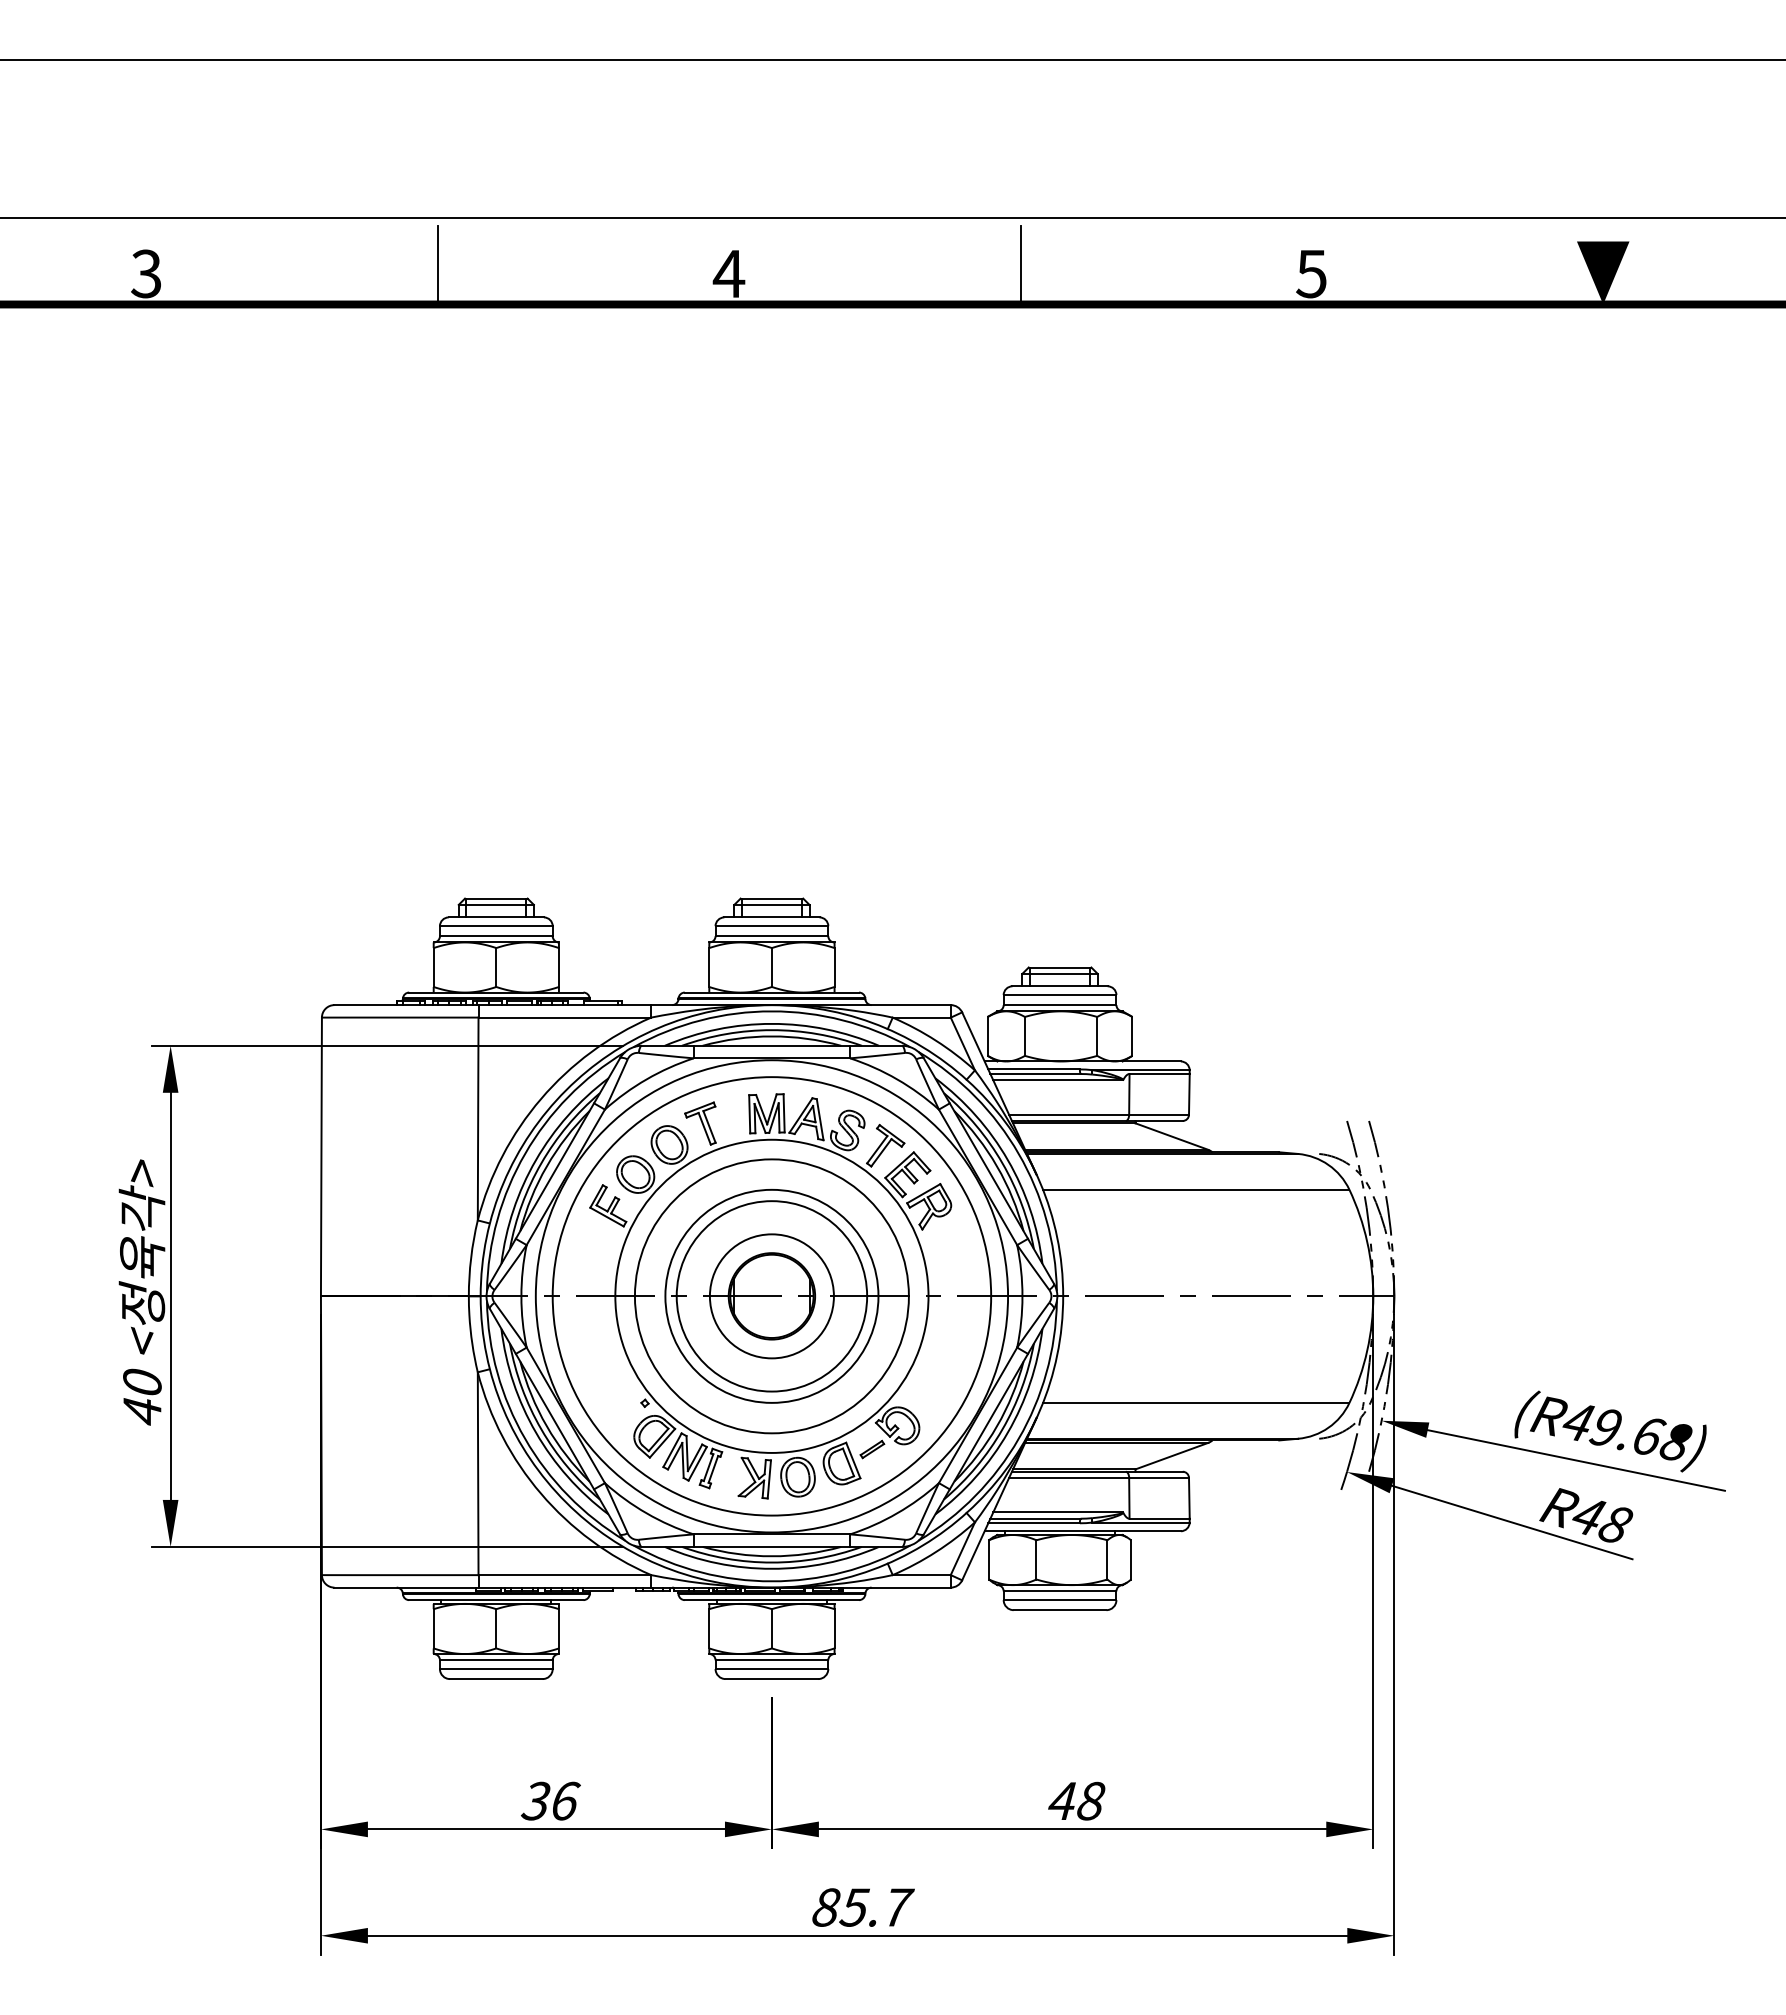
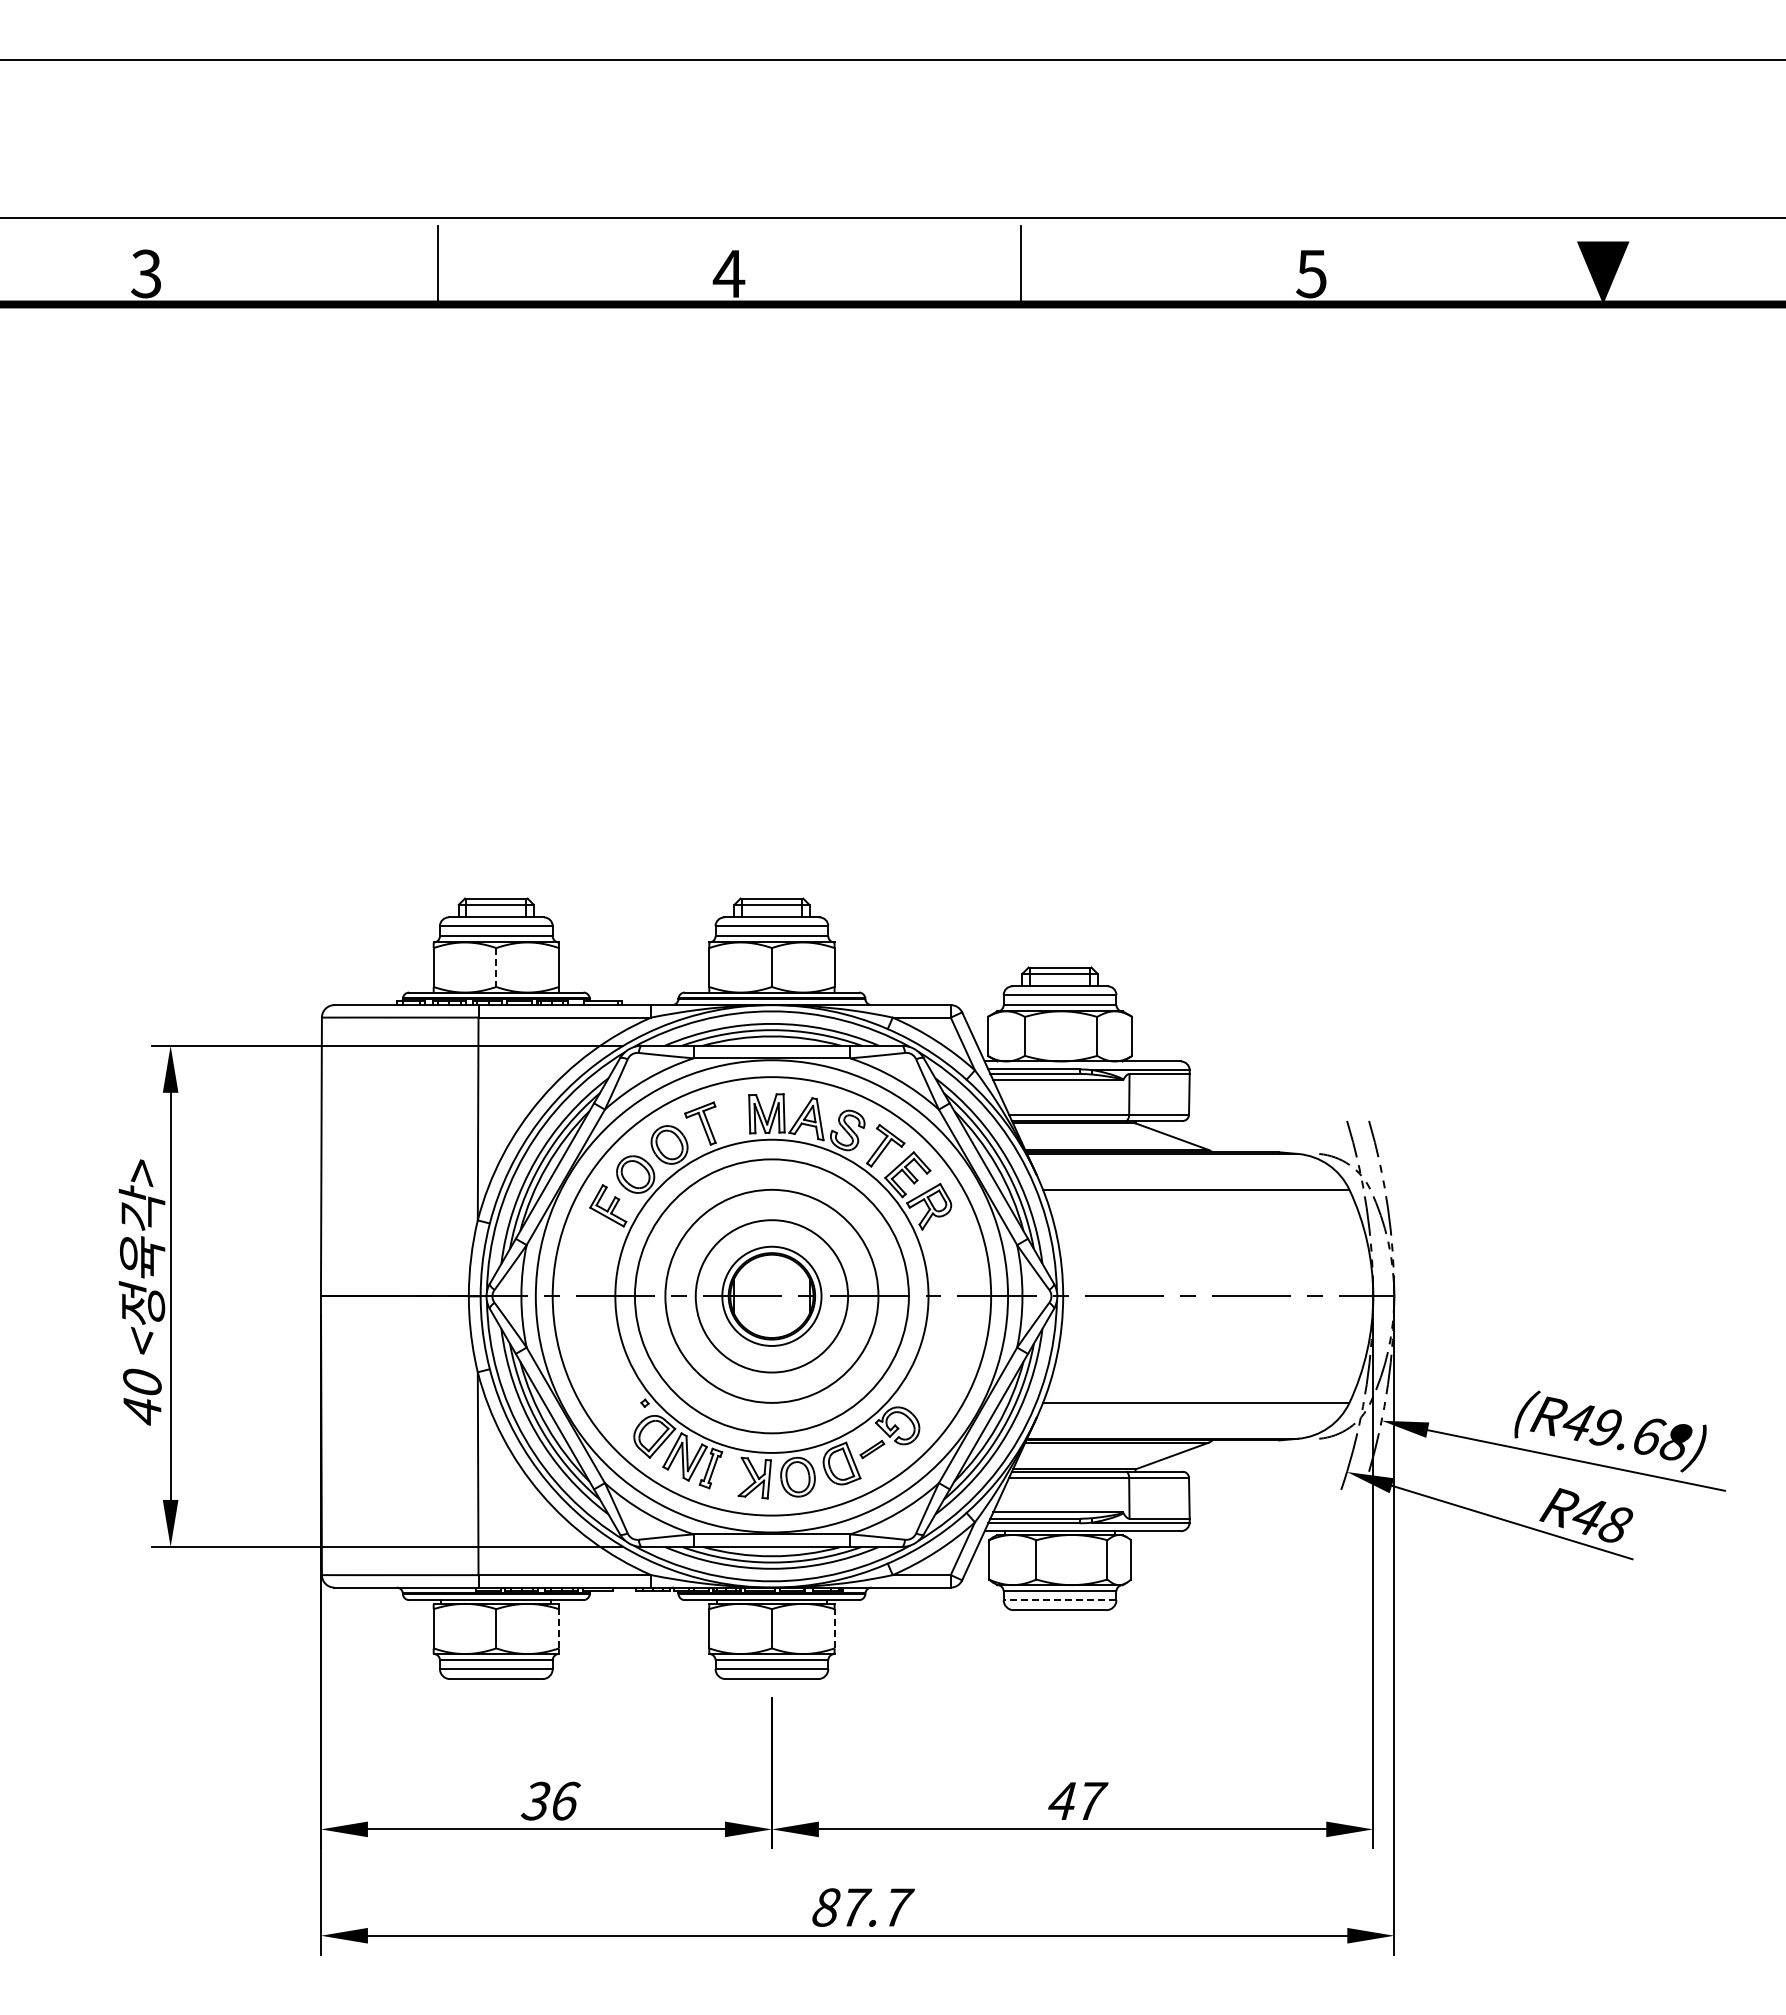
line: solid -> dashed (496, 968)
circle diameter: 124 px -> 99 px (771, 1295)
circle diameter: 190 px -> 152 px (771, 1296)
line: solid -> dashed (1059, 1600)
line: solid -> dashed (558, 1628)
line: solid -> dashed (834, 1628)
text: 48 -> 47 (1092, 1800)
text: 85.7 -> 87.7 (855, 1907)
